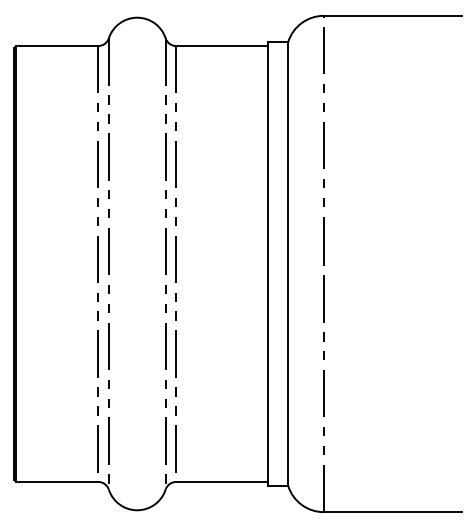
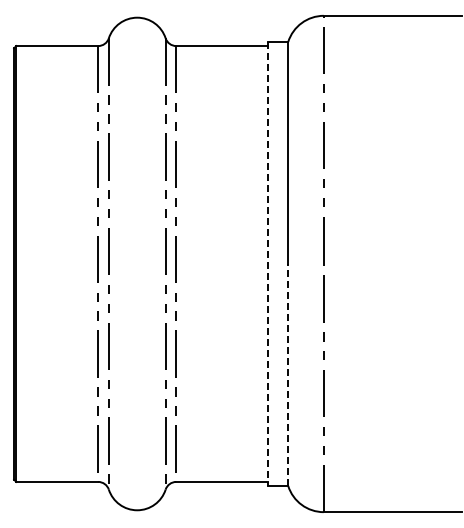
line: solid -> dashed (267, 264)
line: solid -> dashed (288, 374)
